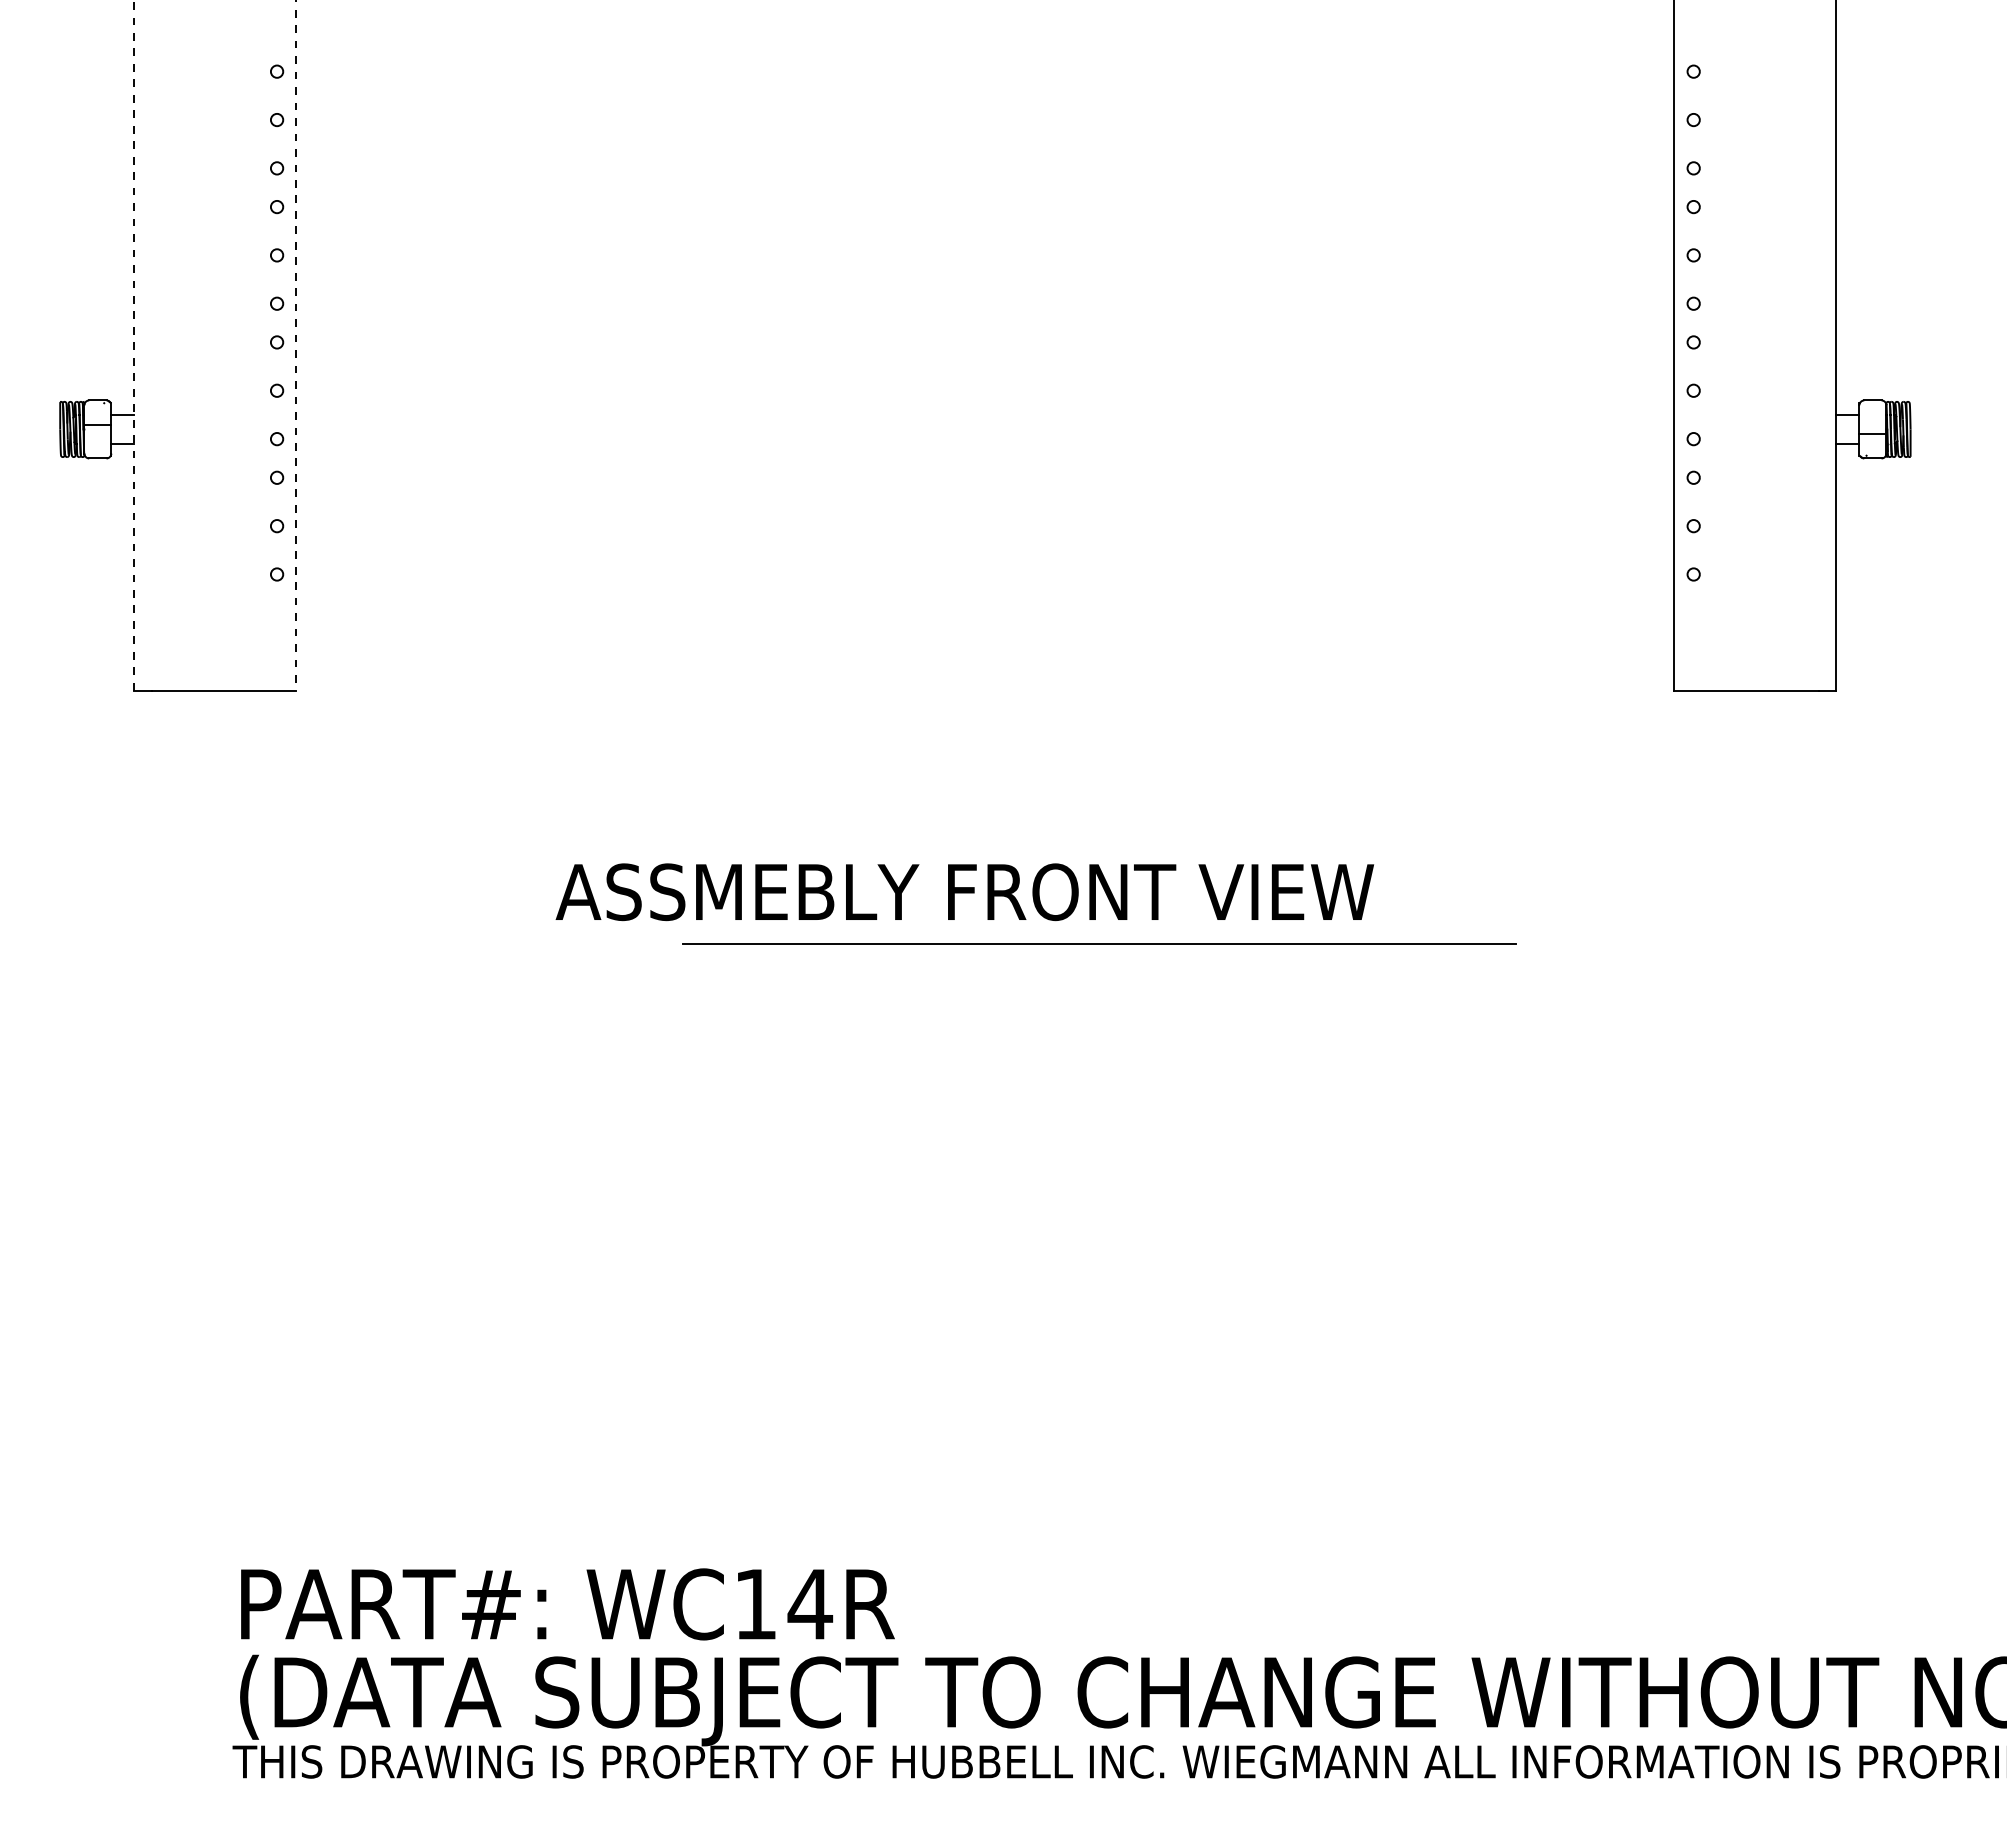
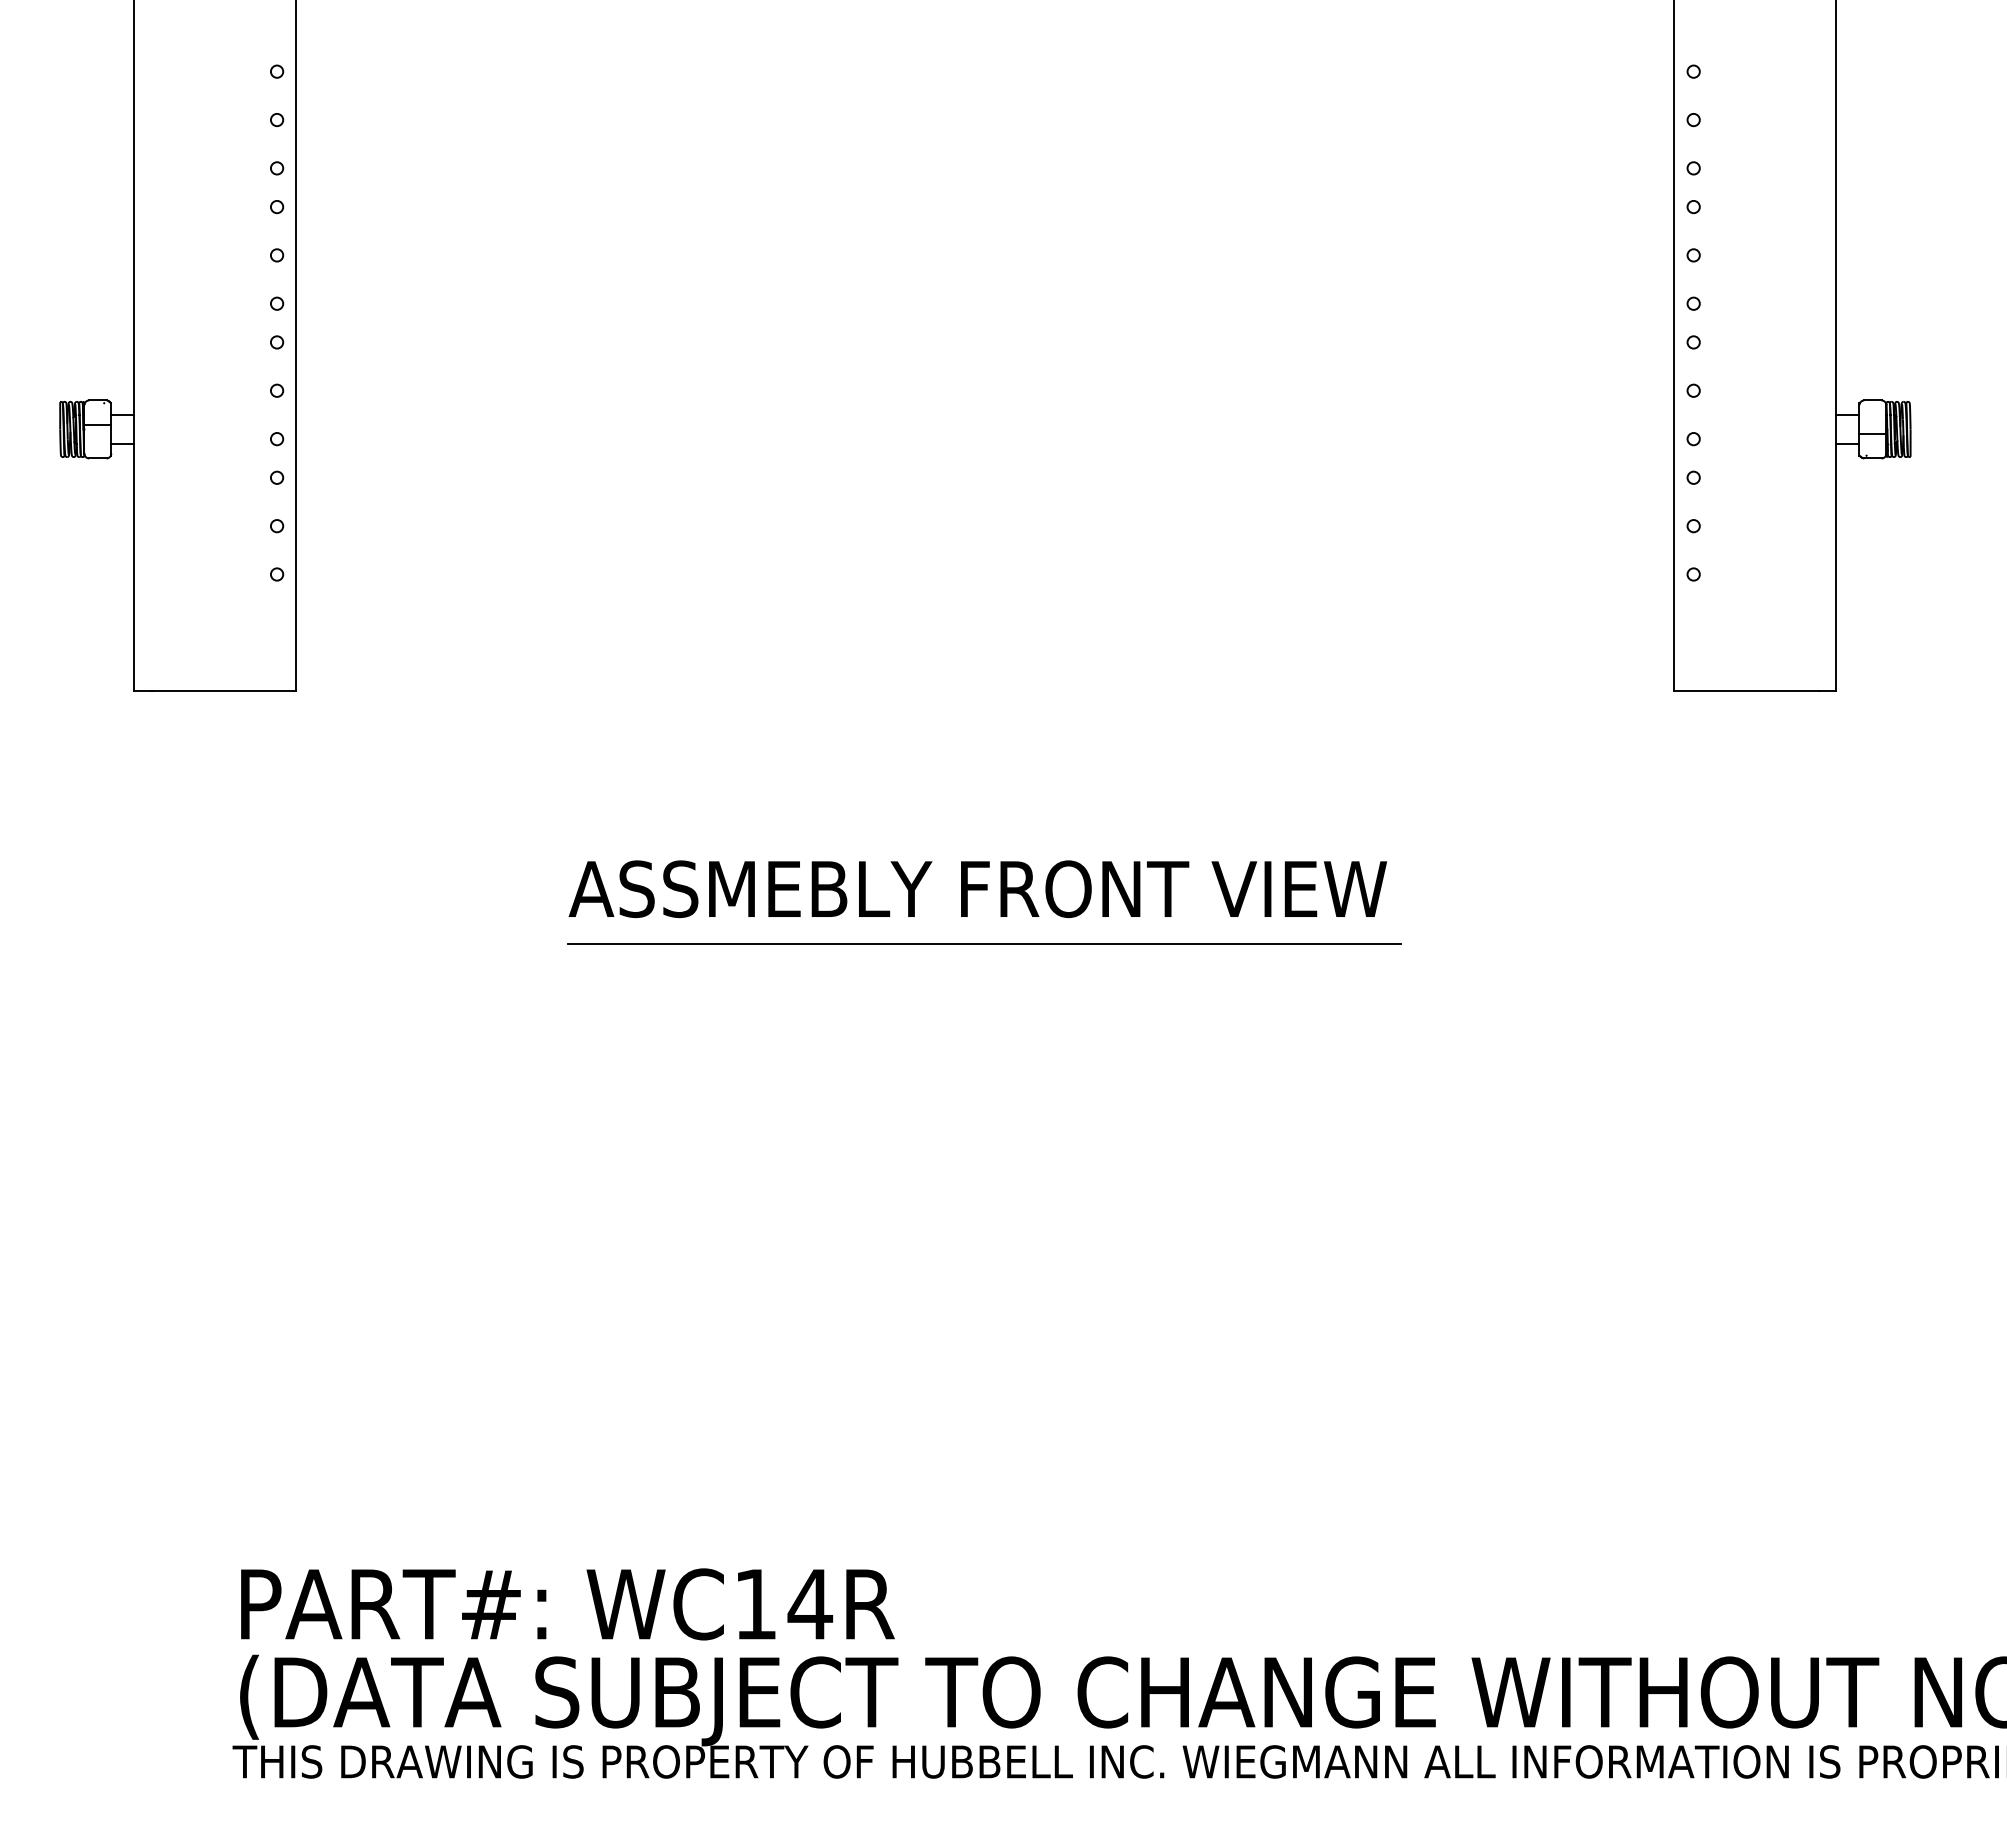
line: dashed -> solid (134, 345)
line: dashed -> solid (296, 345)
text position: (964, 892) -> (977, 889) (977, 889)
line position: (1099, 943) -> (984, 943) (984, 943)
